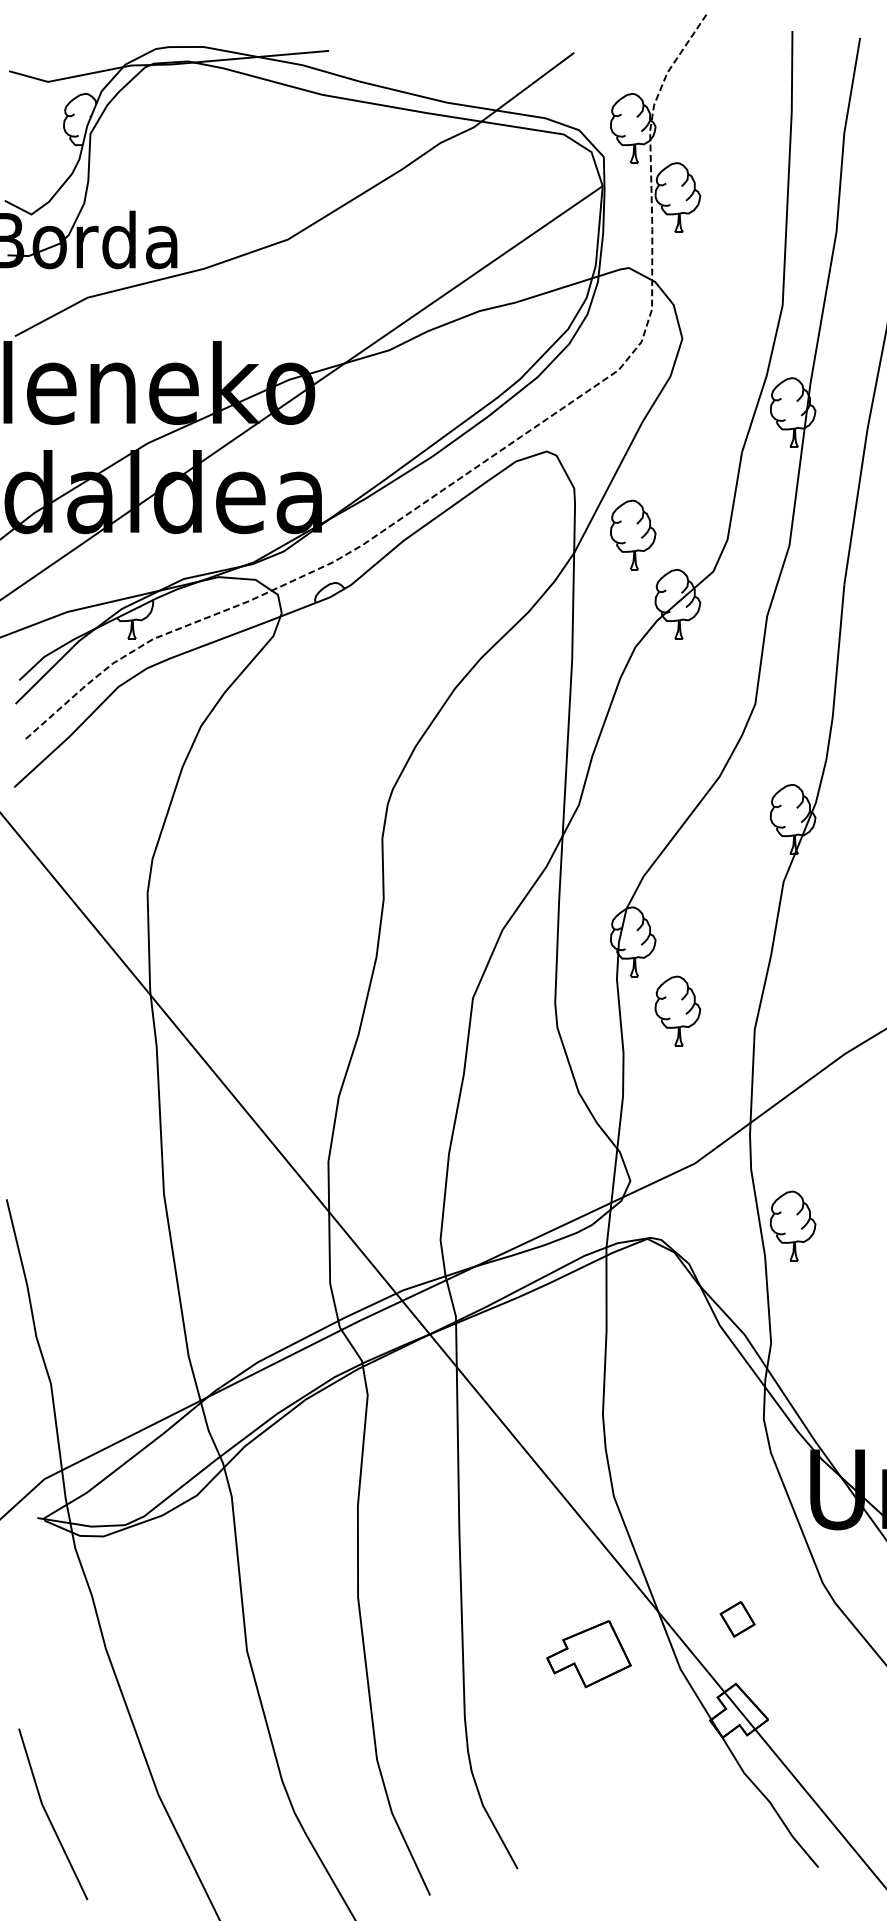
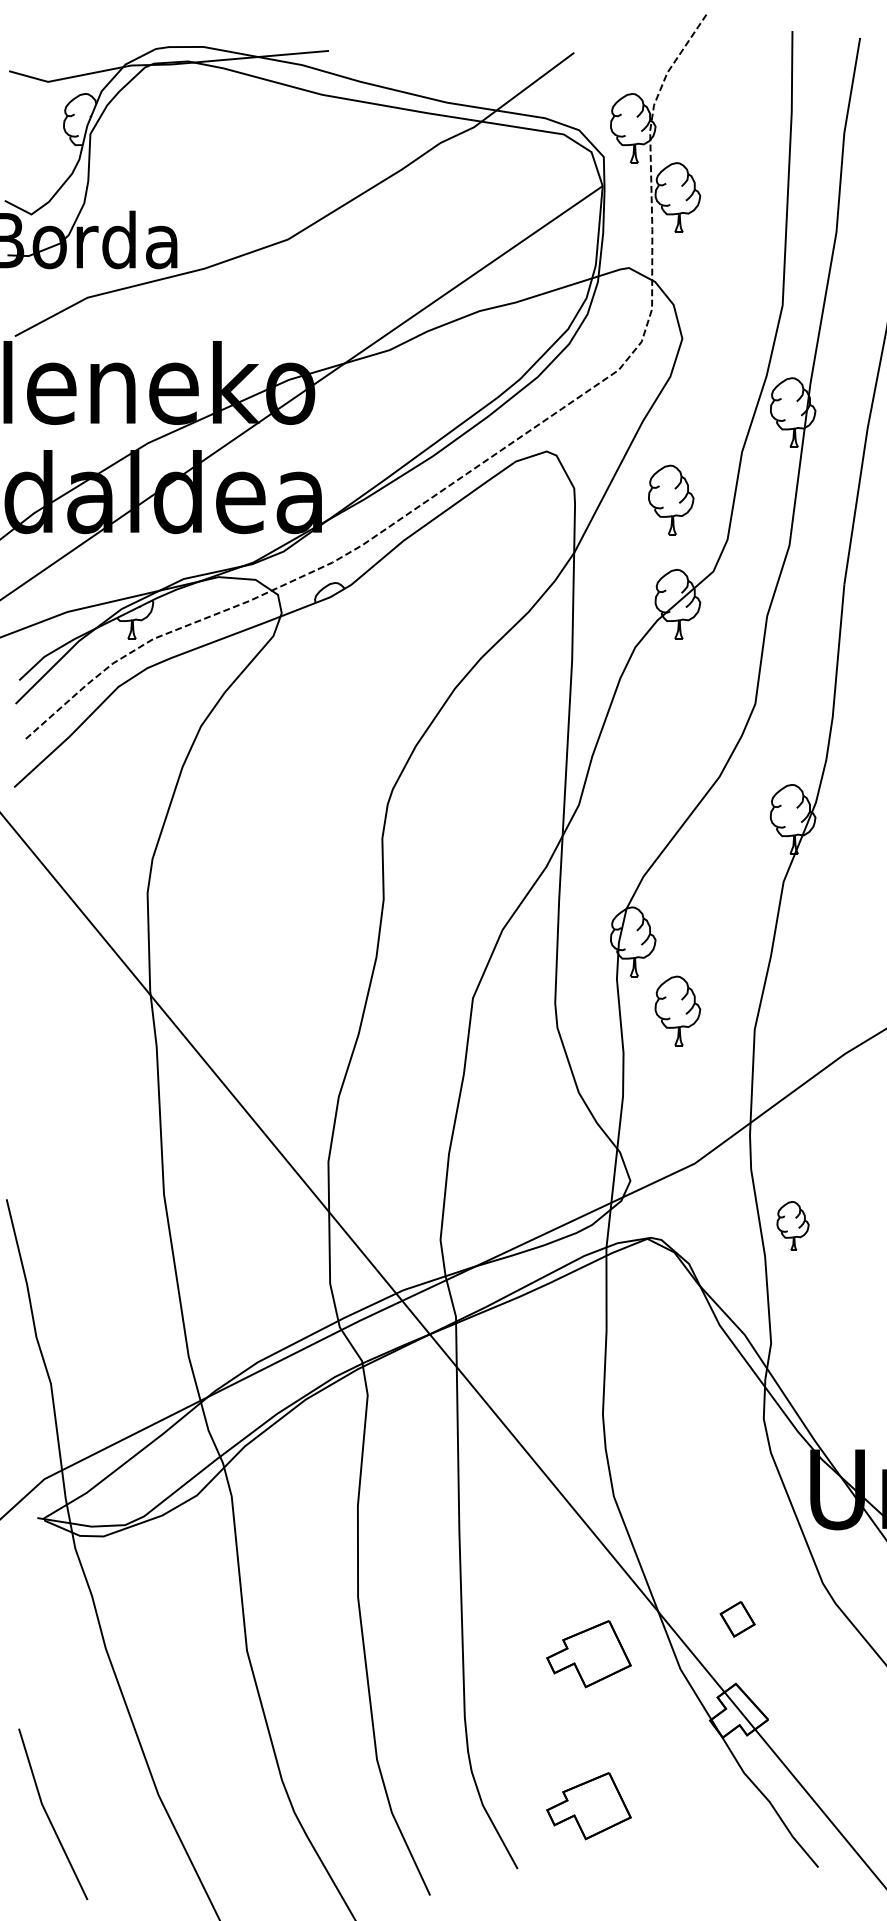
part position: (633, 534) -> (671, 499) (671, 499)
part size: 48x72 px -> 34x50 px (792, 1225)
part: none -> present (588, 1806)
